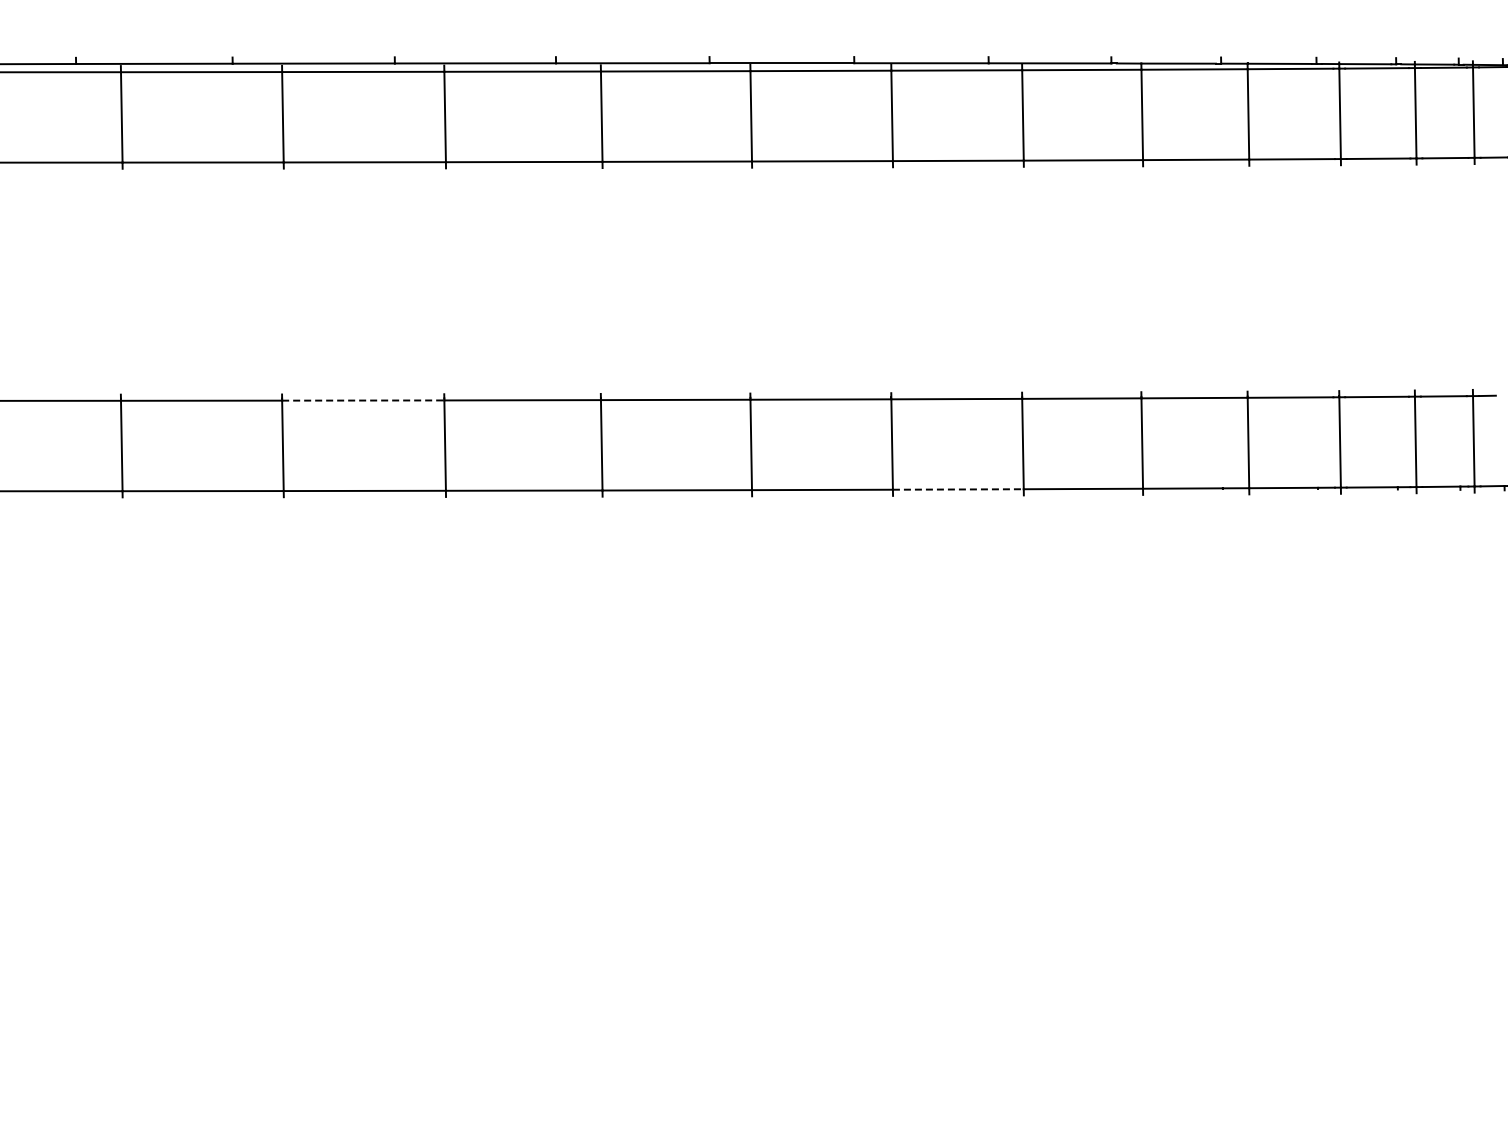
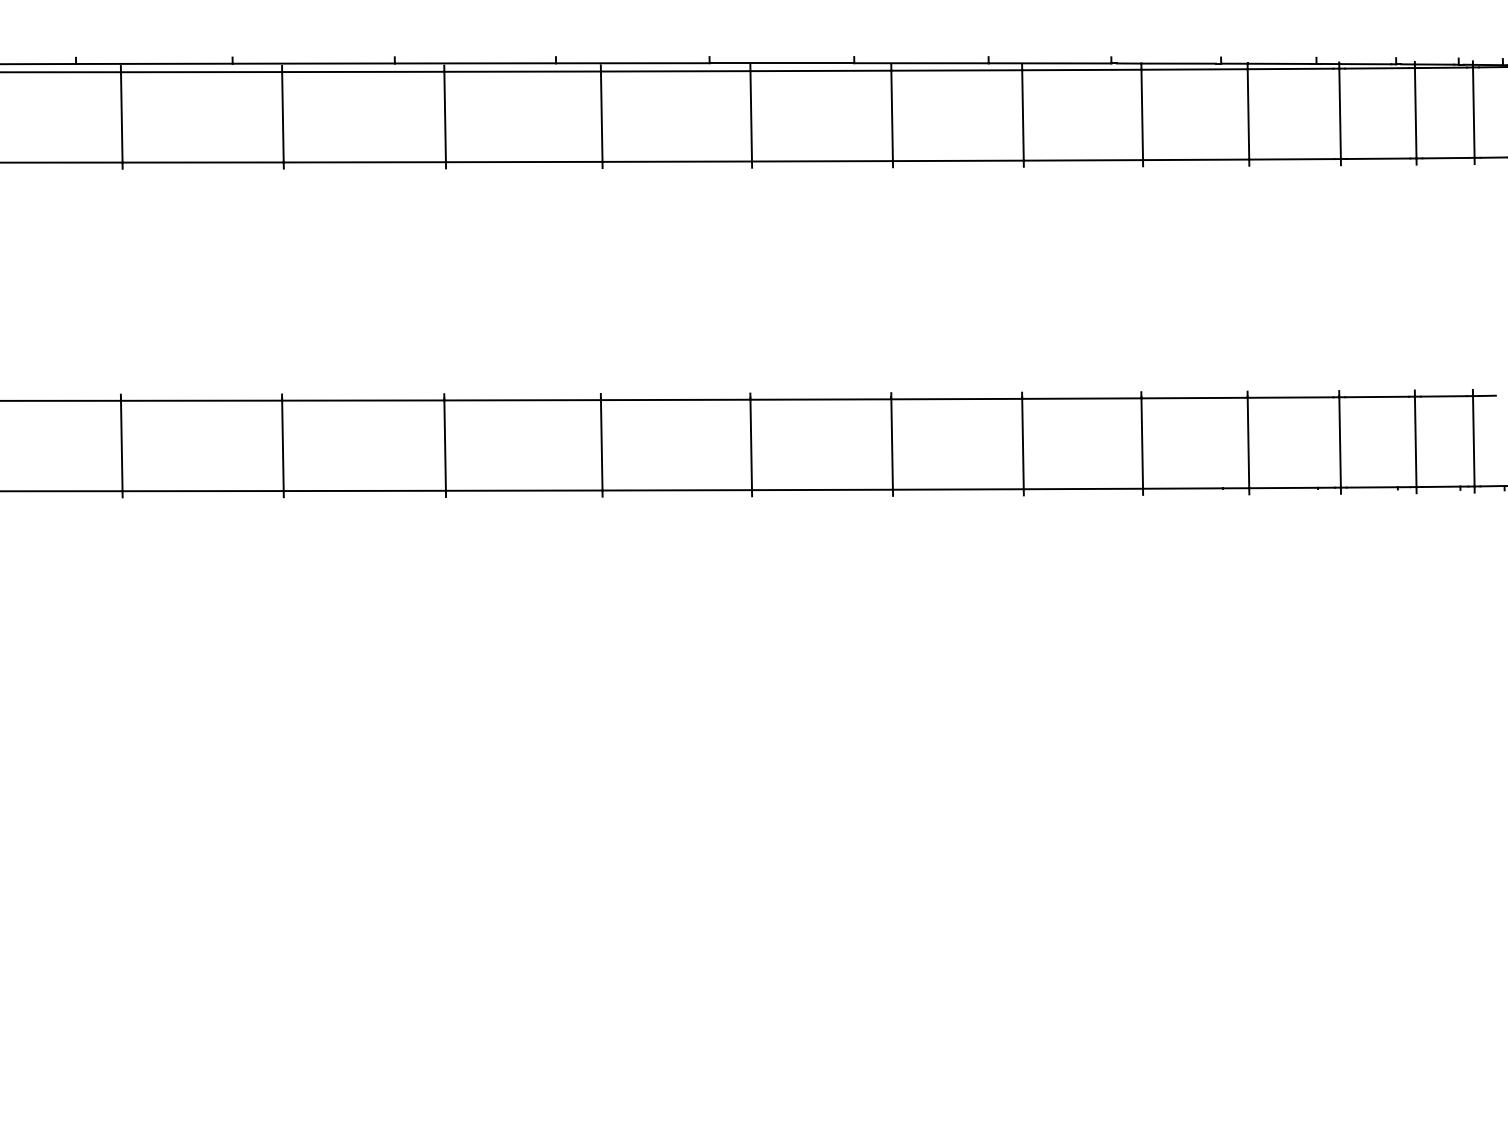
line: dashed -> solid (363, 400)
line: dashed -> solid (958, 489)
